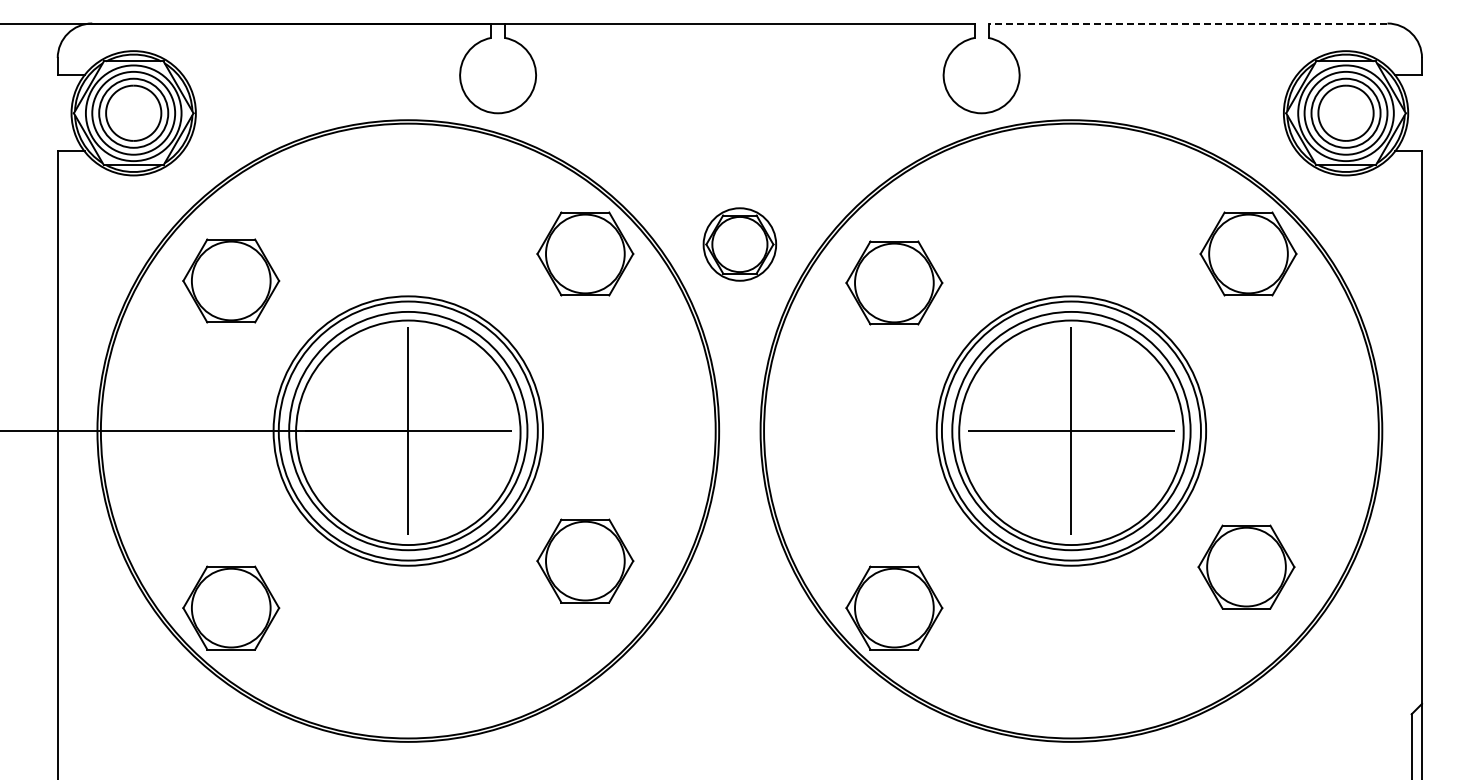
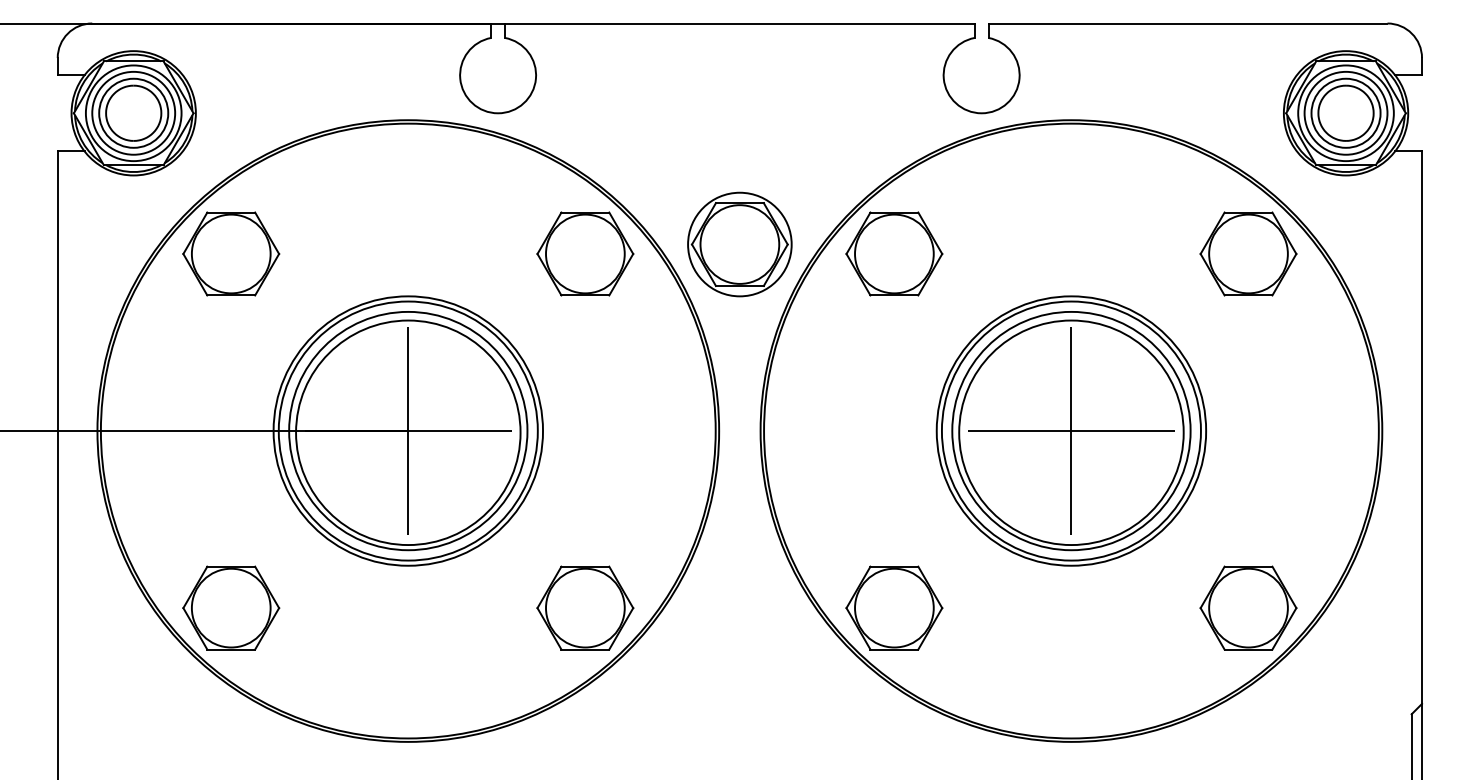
line: dashed -> solid (1187, 23)
part size: 76x75 px -> 106x107 px (739, 244)
part position: (231, 280) -> (231, 253) (231, 253)
part position: (894, 282) -> (894, 253) (894, 253)
part position: (585, 560) -> (585, 607) (585, 607)
part position: (1246, 566) -> (1248, 607) (1248, 607)
